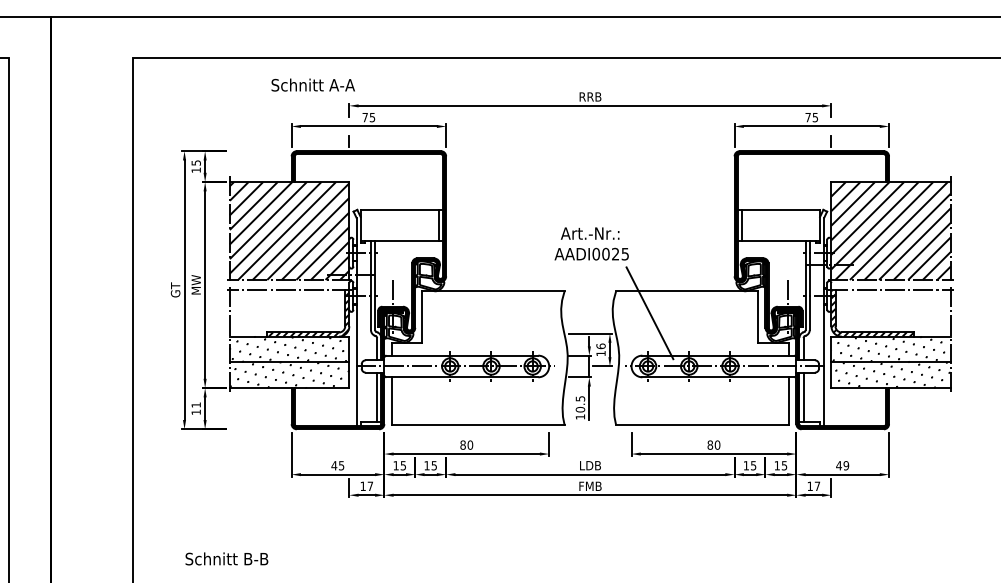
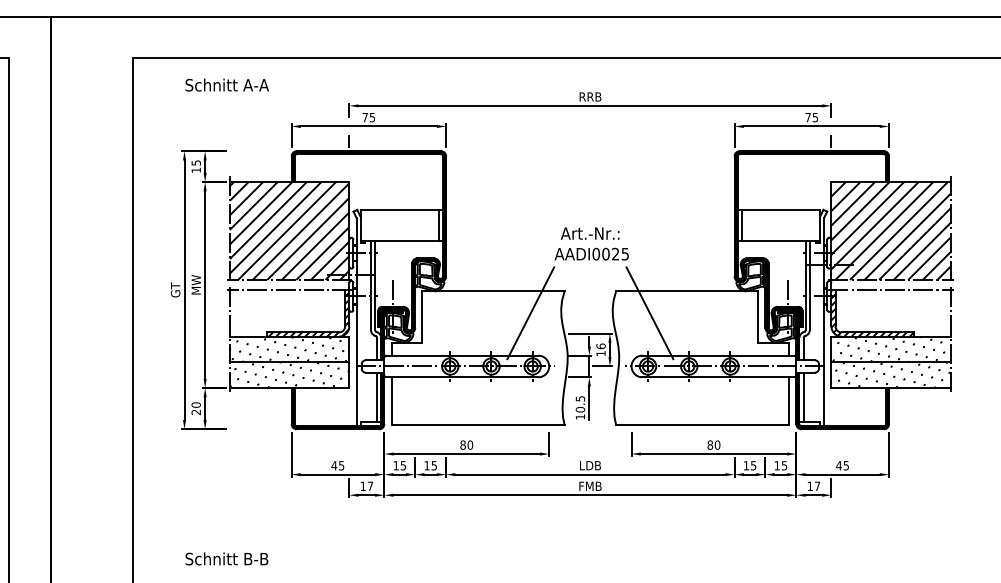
text position: (312, 84) -> (226, 84) (226, 84)
line: none -> present (530, 313)
text: 11 -> 20 (195, 408)
text: 49 -> 45 (846, 465)
